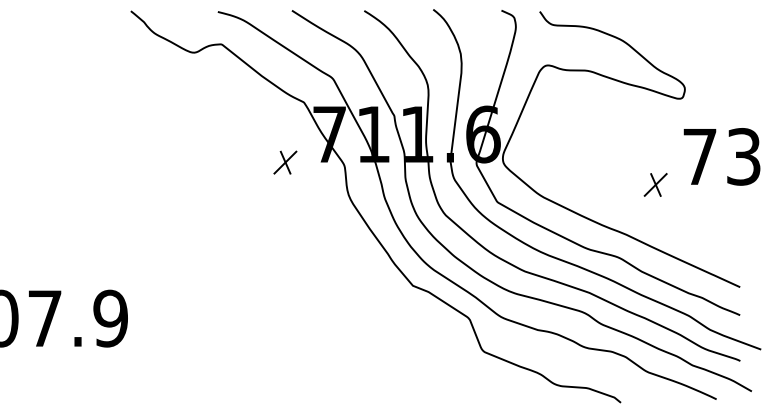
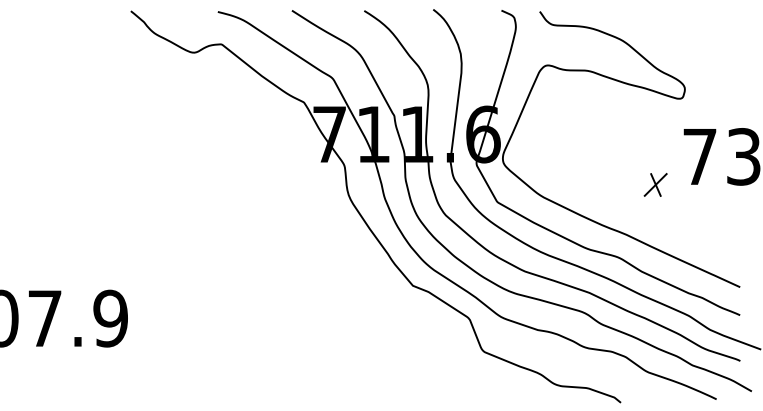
part: present -> none (285, 162)
